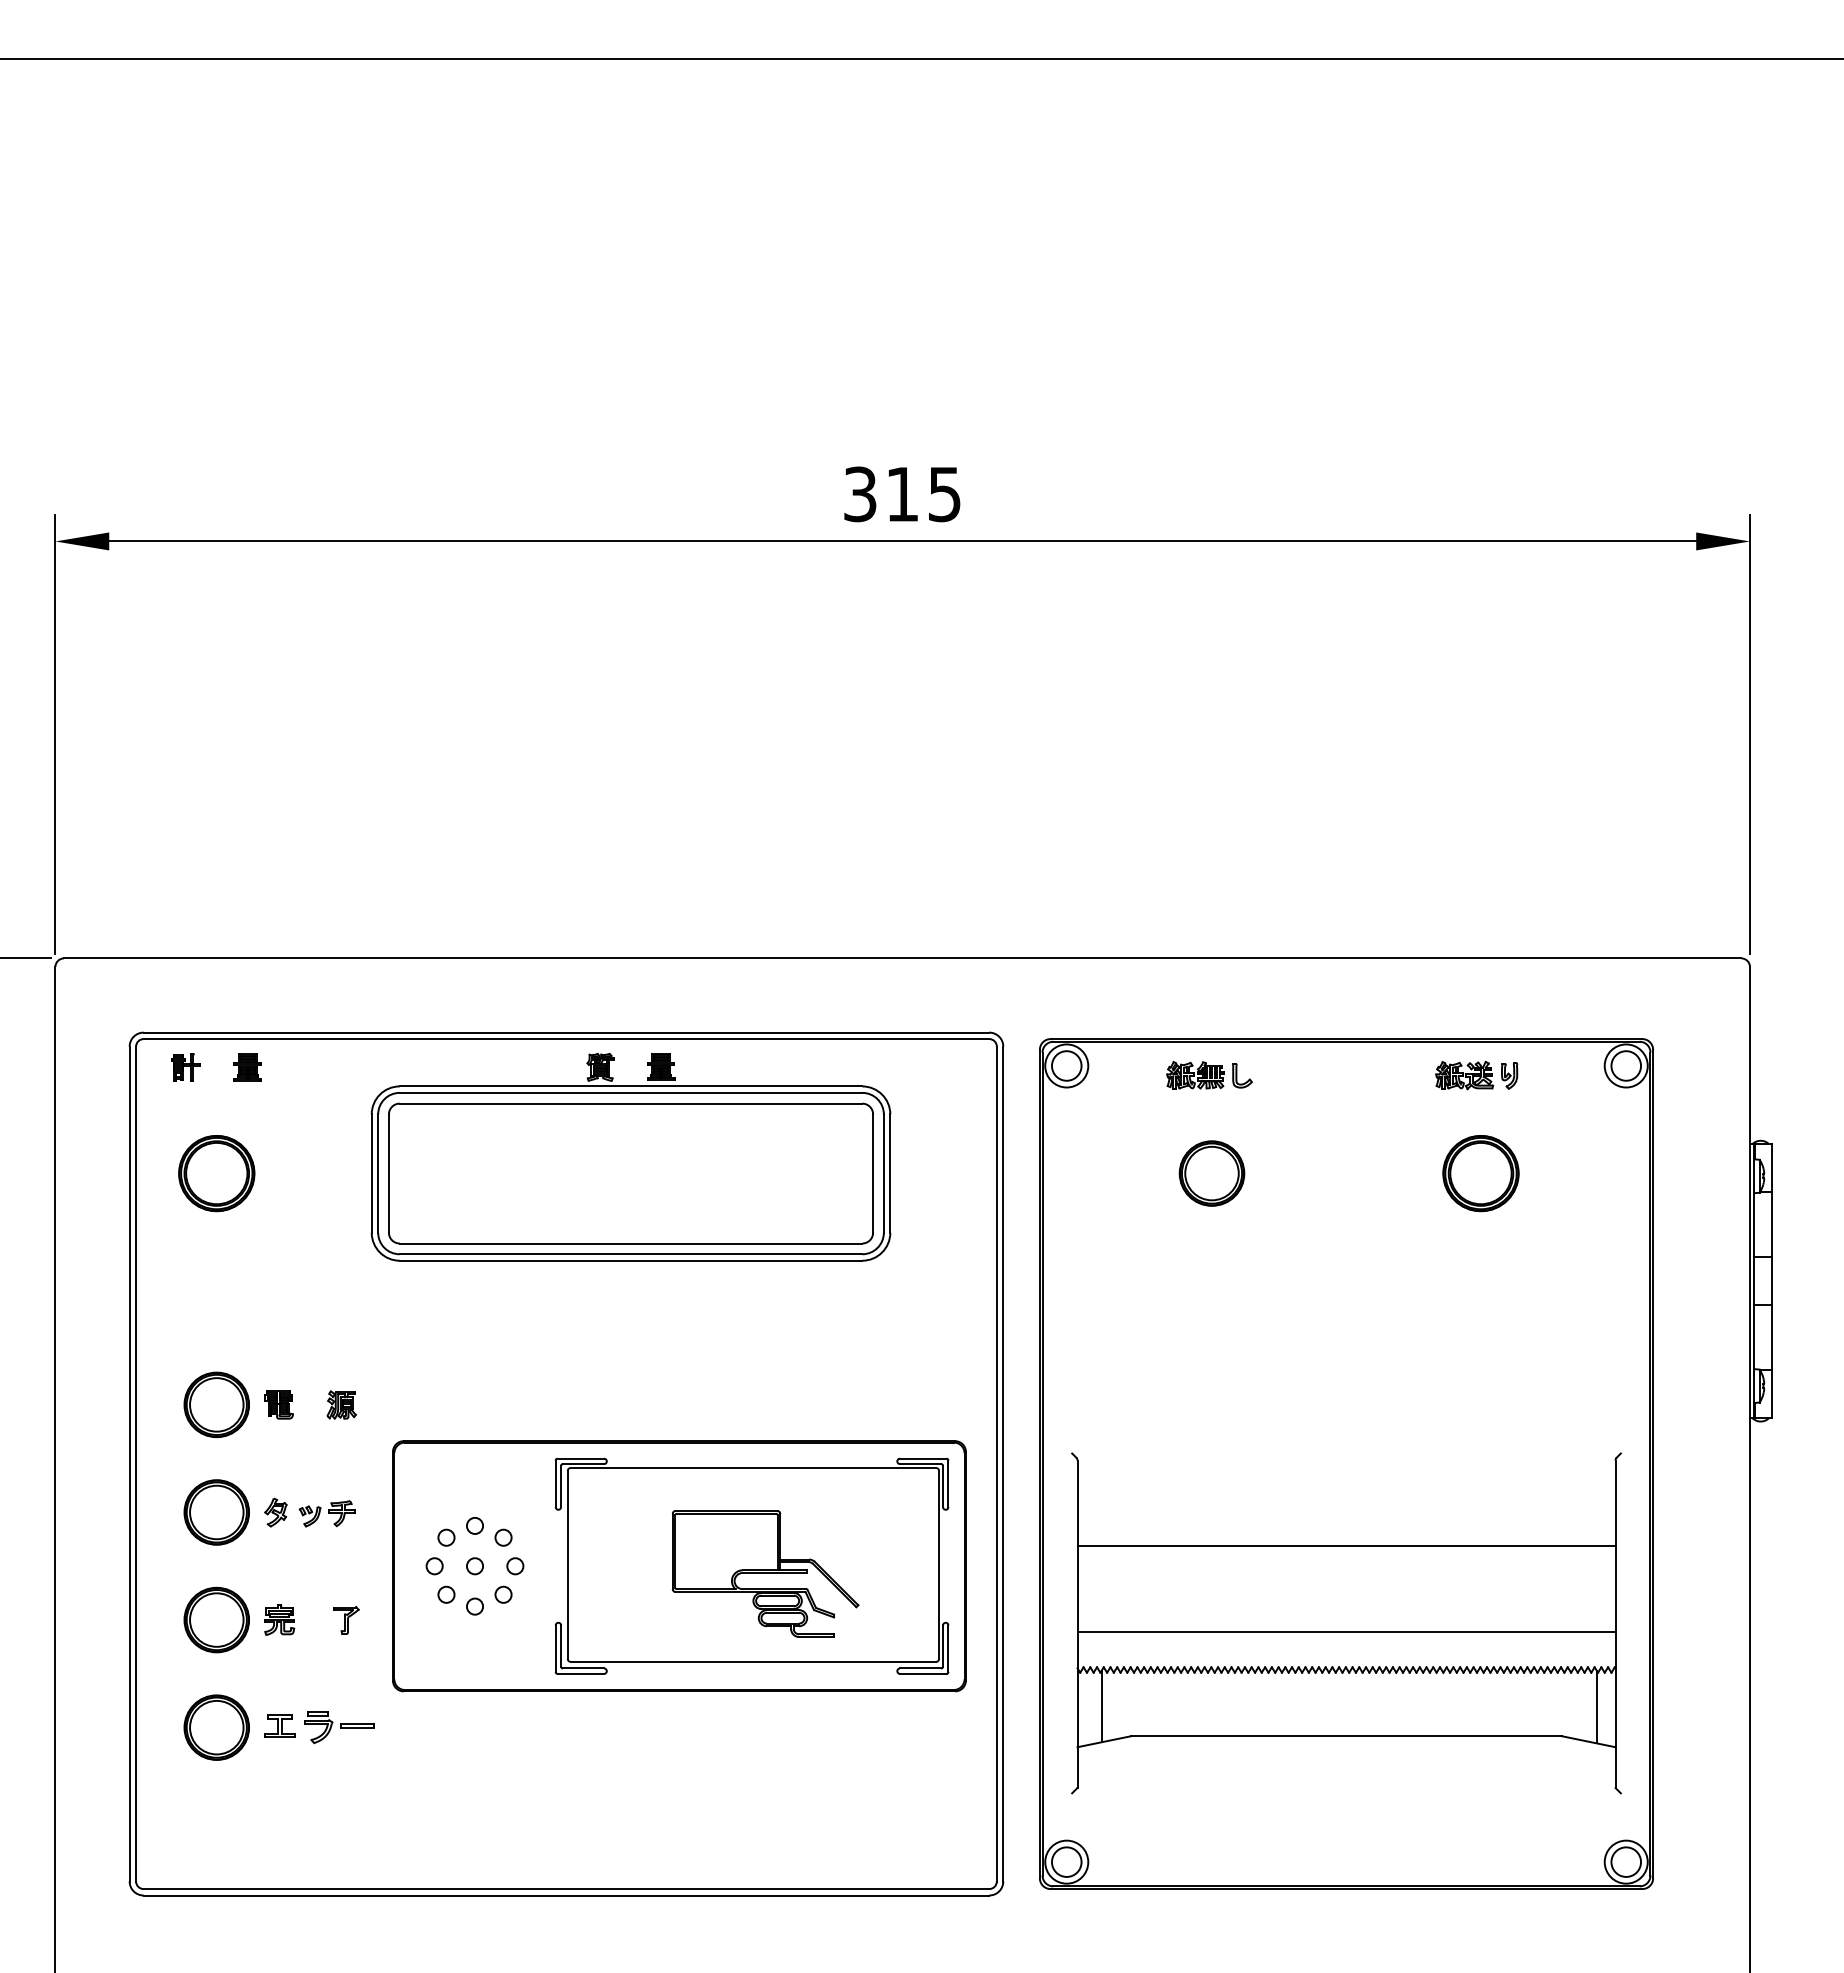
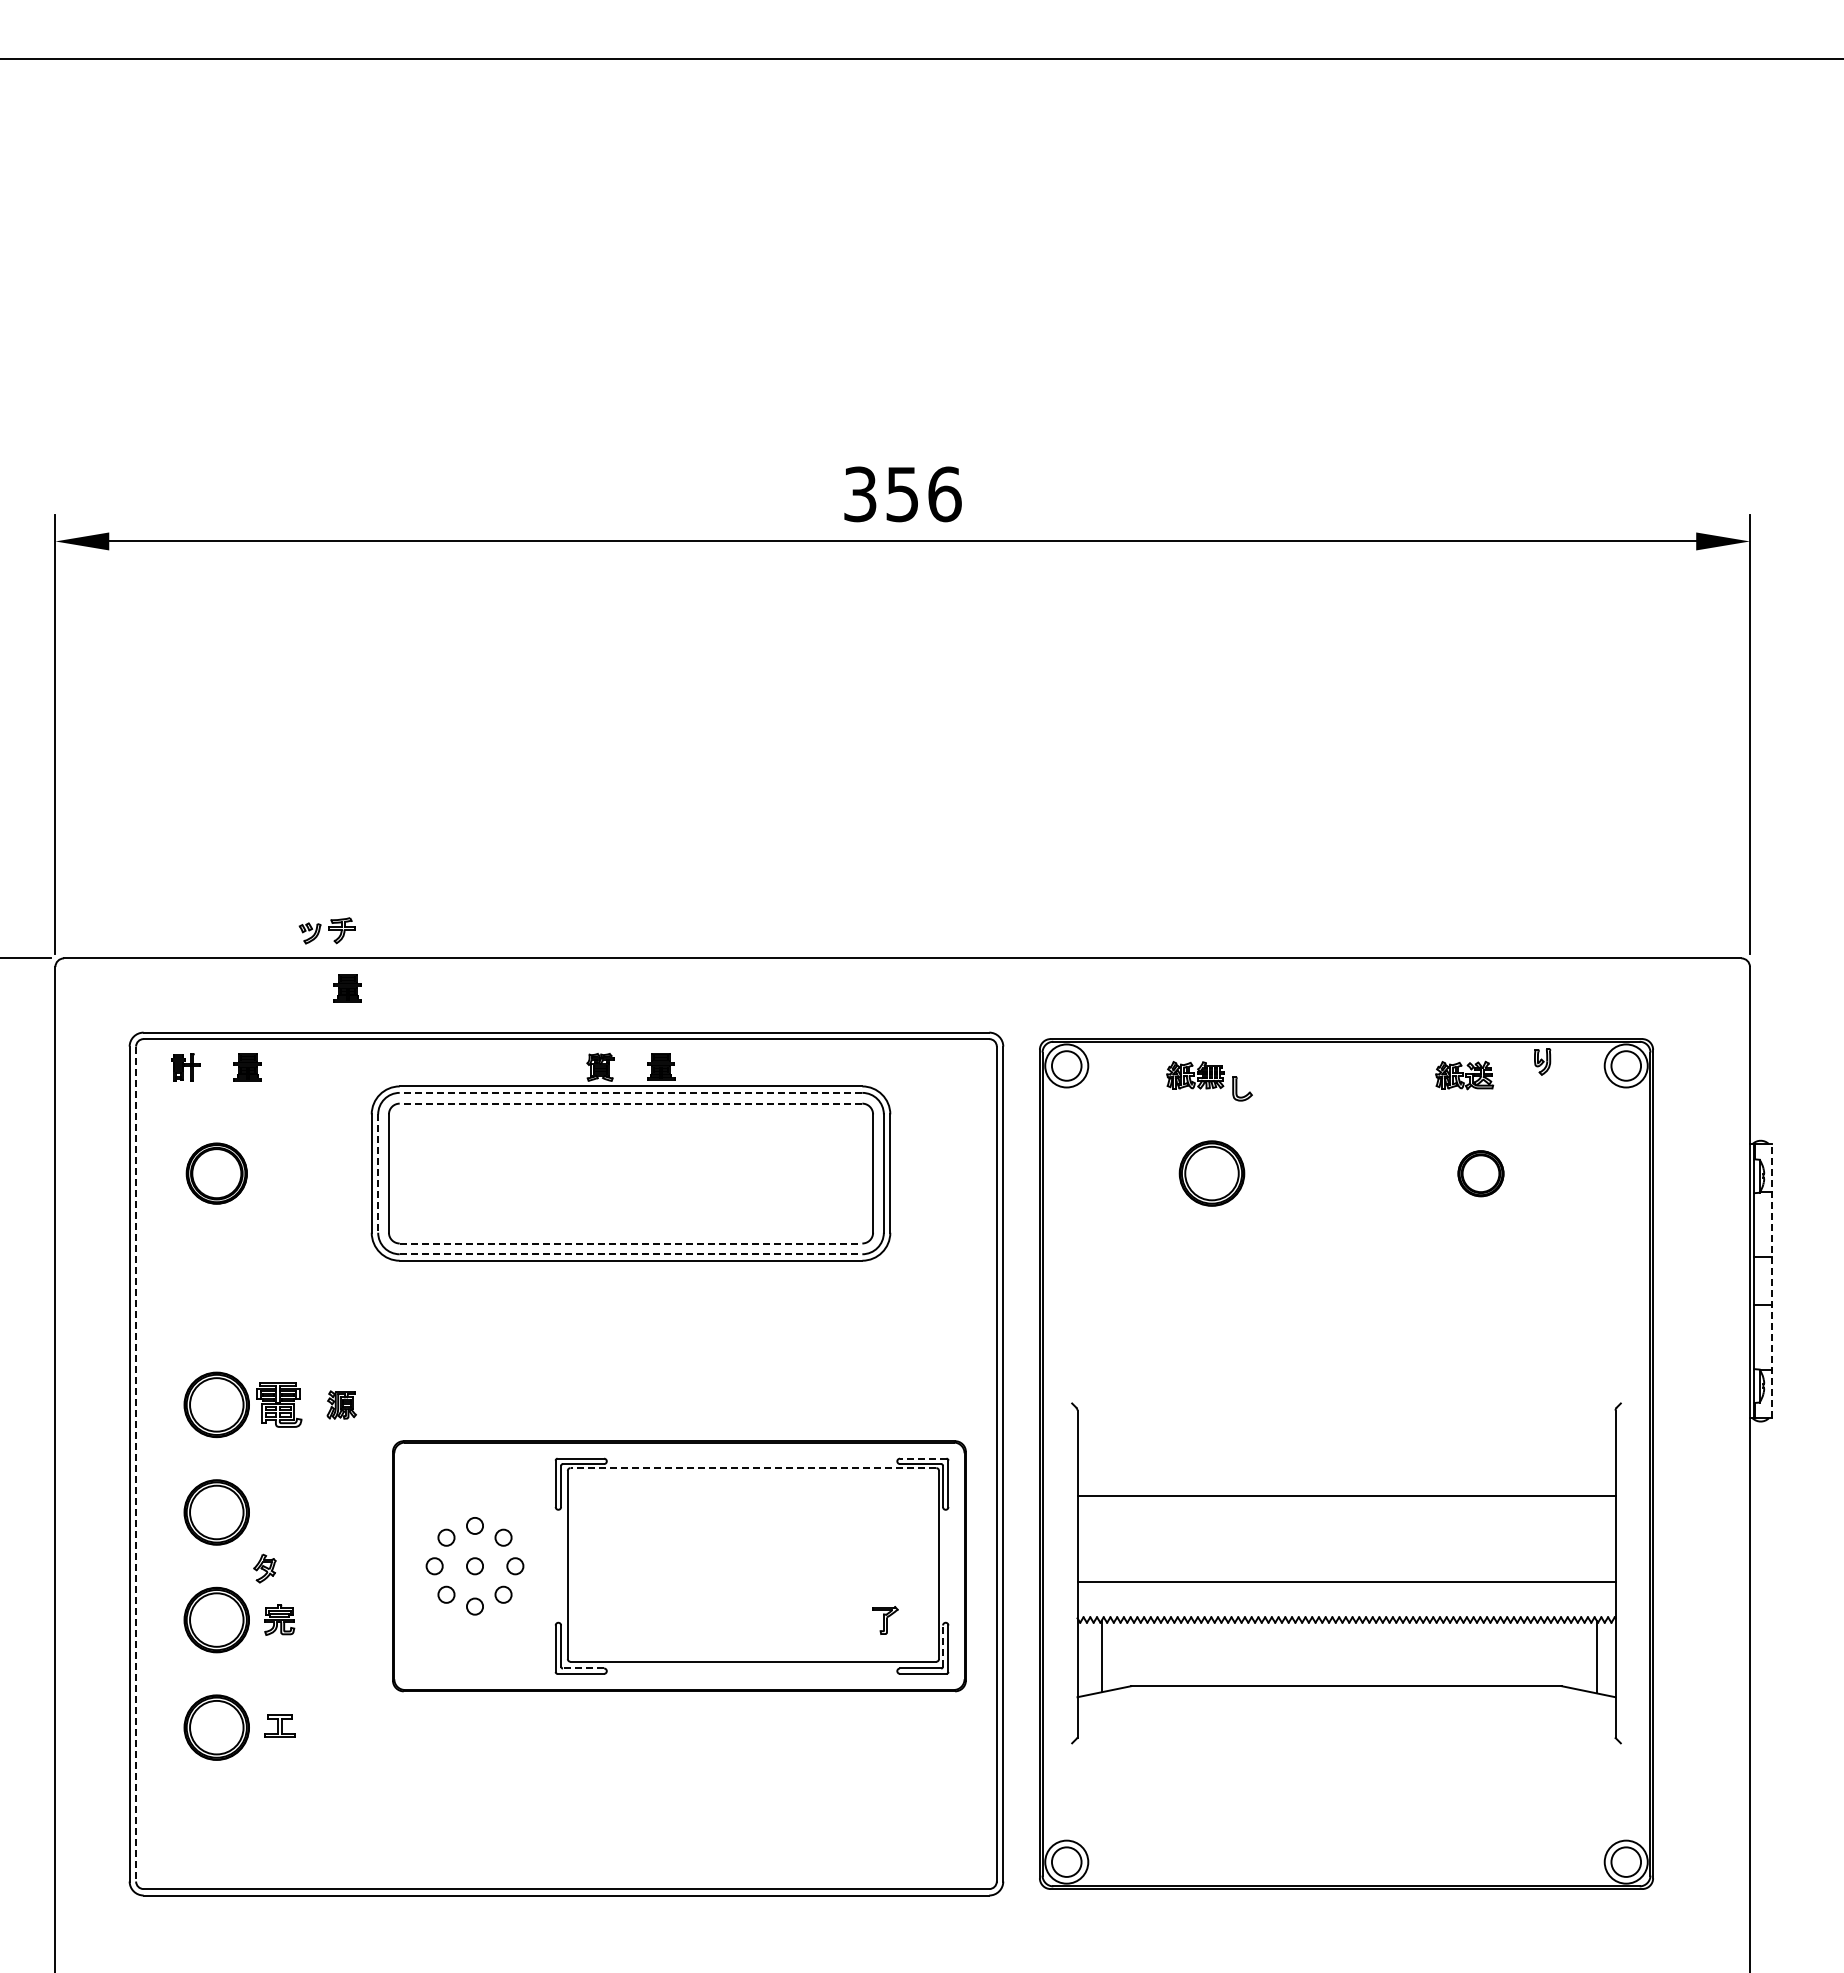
text: 315 -> 356 (923, 494)
part: none -> present (347, 988)
part position: (1242, 1075) -> (1242, 1088) (1242, 1088)
part position: (1509, 1075) -> (1542, 1061) (1542, 1061)
line: solid -> dashed (630, 1092)
line: solid -> dashed (630, 1103)
part size: 78x78 px -> 63x63 px (216, 1173)
part size: 78x78 px -> 48x48 px (1480, 1173)
line: solid -> dashed (378, 1174)
line: solid -> dashed (631, 1243)
line: solid -> dashed (631, 1254)
line: solid -> dashed (1771, 1280)
part size: 30x30 px -> 47x46 px (279, 1404)
line: solid -> dashed (922, 1458)
line: solid -> dashed (136, 1464)
line: solid -> dashed (753, 1468)
part position: (275, 1512) -> (264, 1568) (264, 1568)
part position: (326, 1513) -> (326, 930) (326, 930)
part: present -> none (765, 1573)
part position: (346, 1620) -> (885, 1620) (885, 1620)
part position: (1346, 1623) -> (1346, 1573) (1346, 1573)
line: solid -> dashed (943, 1646)
line: solid -> dashed (583, 1668)
part: present -> none (339, 1727)
